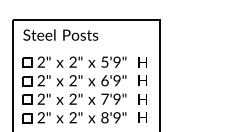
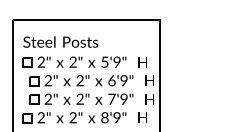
text position: (60, 34) -> (60, 41) (60, 41)
part position: (84, 89) -> (91, 89) (91, 89)
